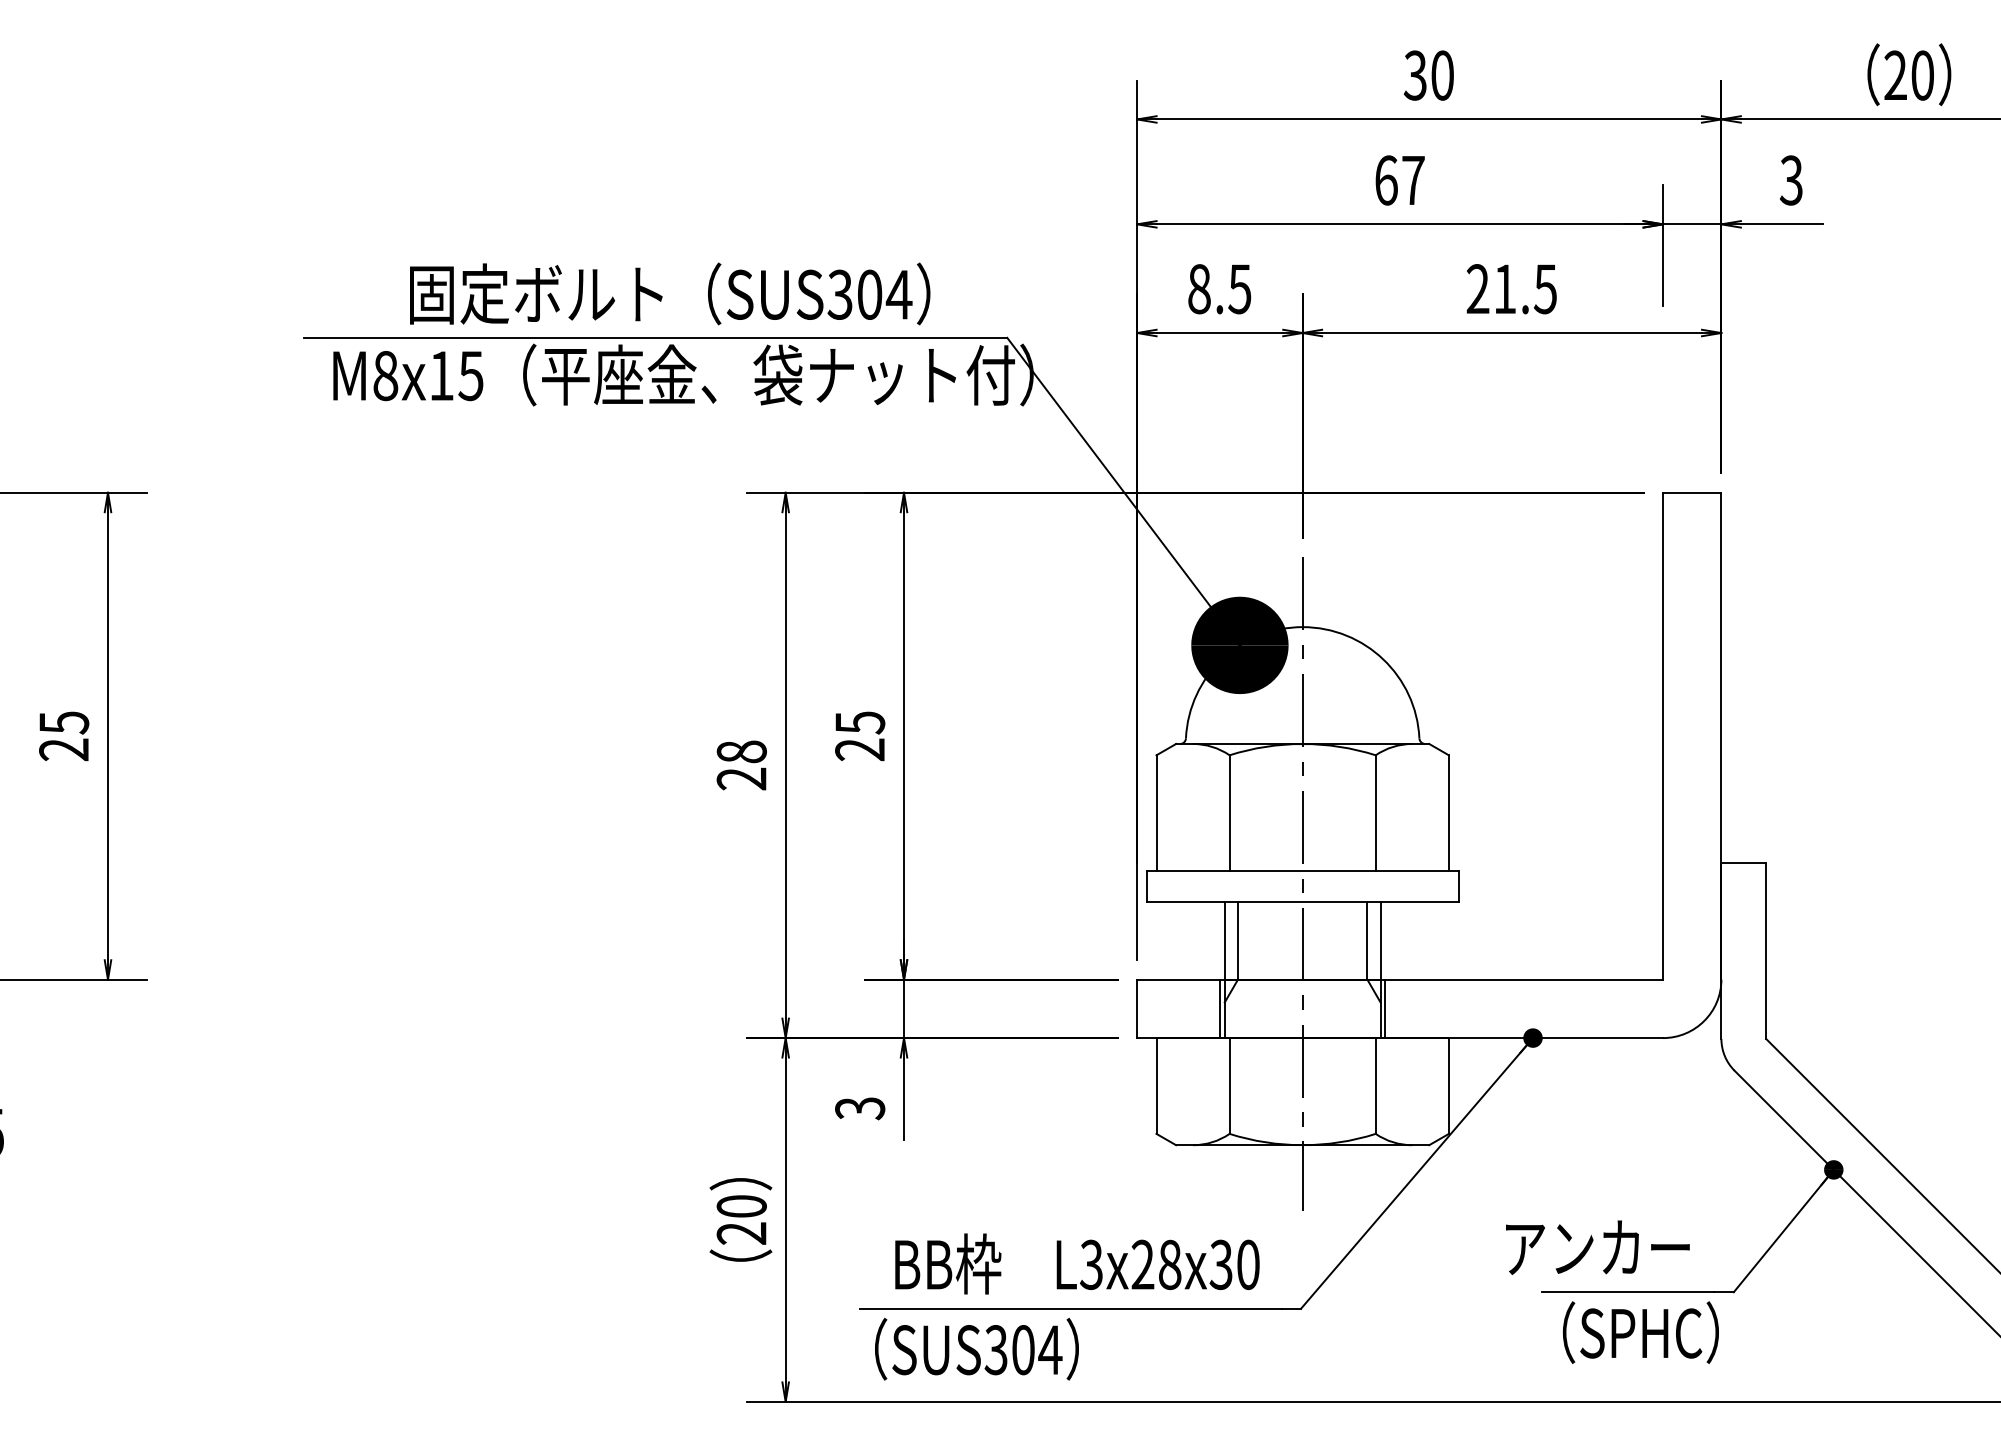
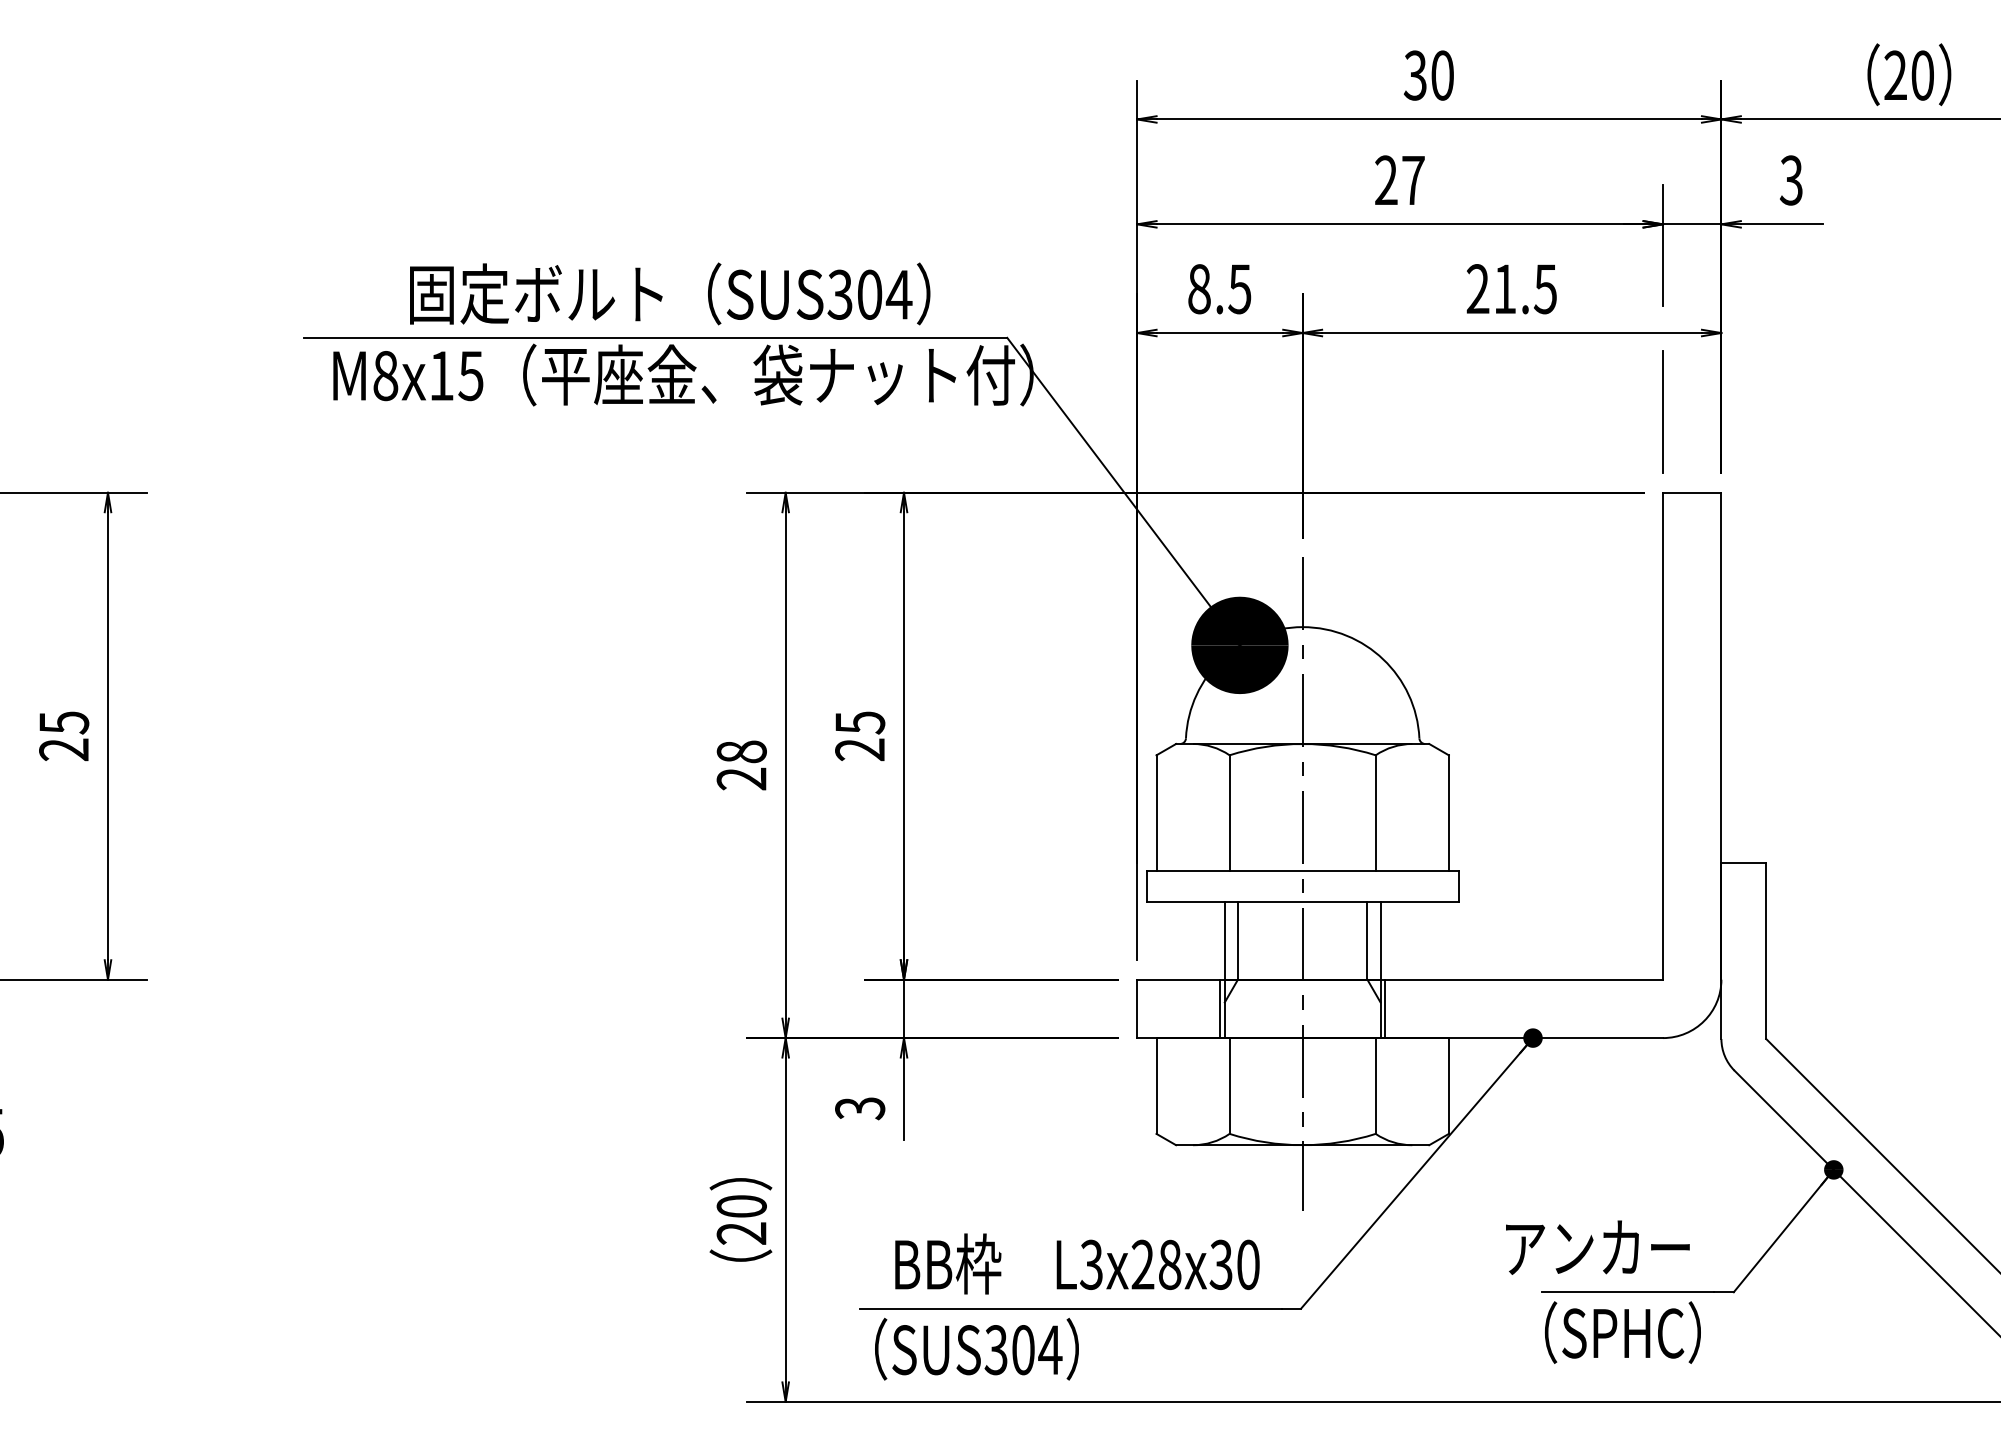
text: 67 -> 27 (1386, 180)
line: none -> present (1662, 411)
text position: (1640, 1332) -> (1622, 1332) (1622, 1332)
